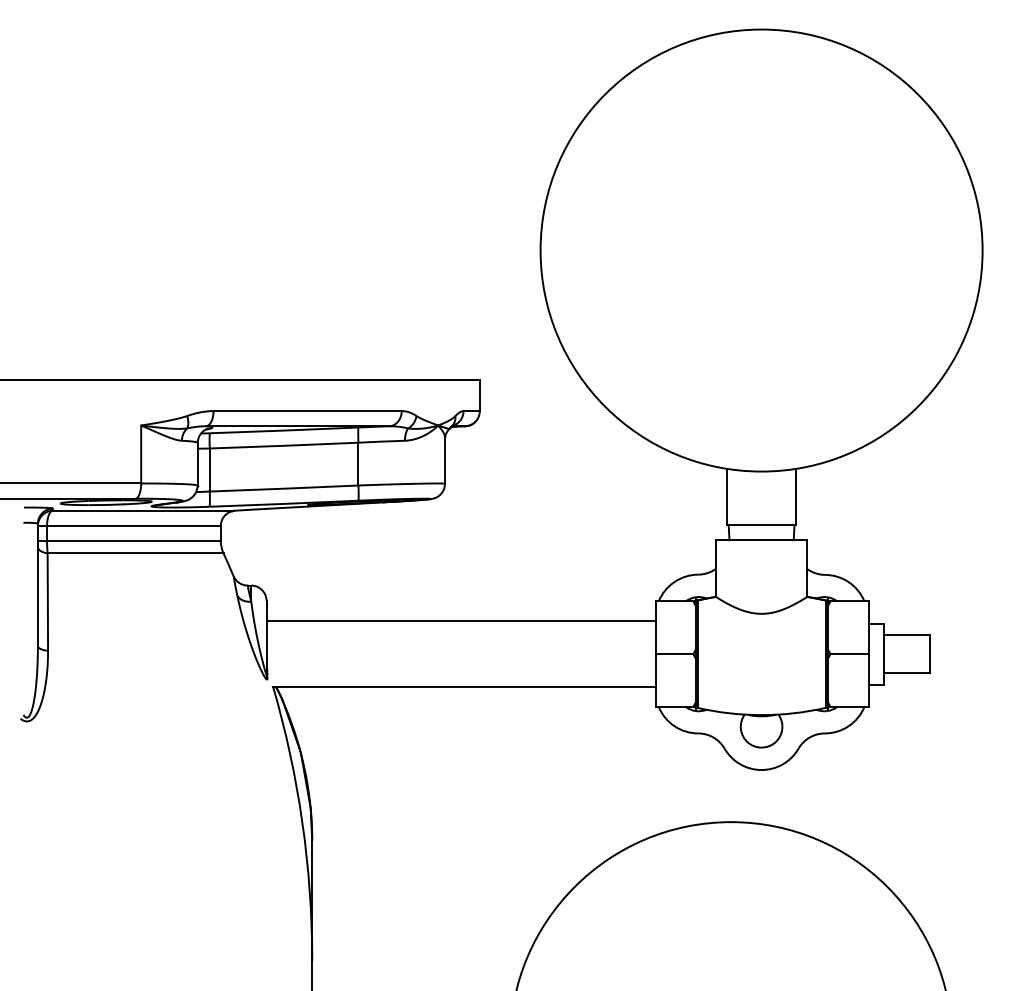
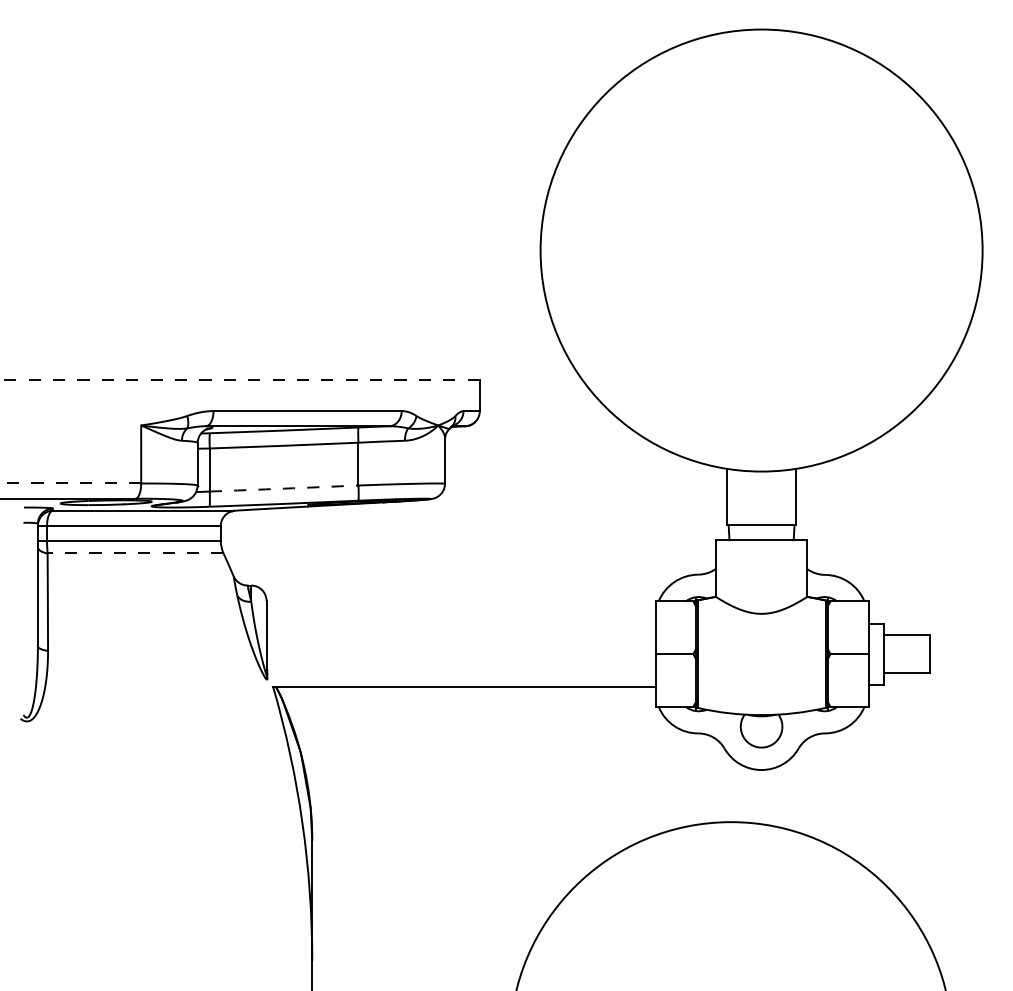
line: solid -> dashed (239, 379)
line: solid -> dashed (70, 483)
arc: solid -> dashed (284, 488)
line: solid -> dashed (135, 553)
line: present -> none (460, 621)
